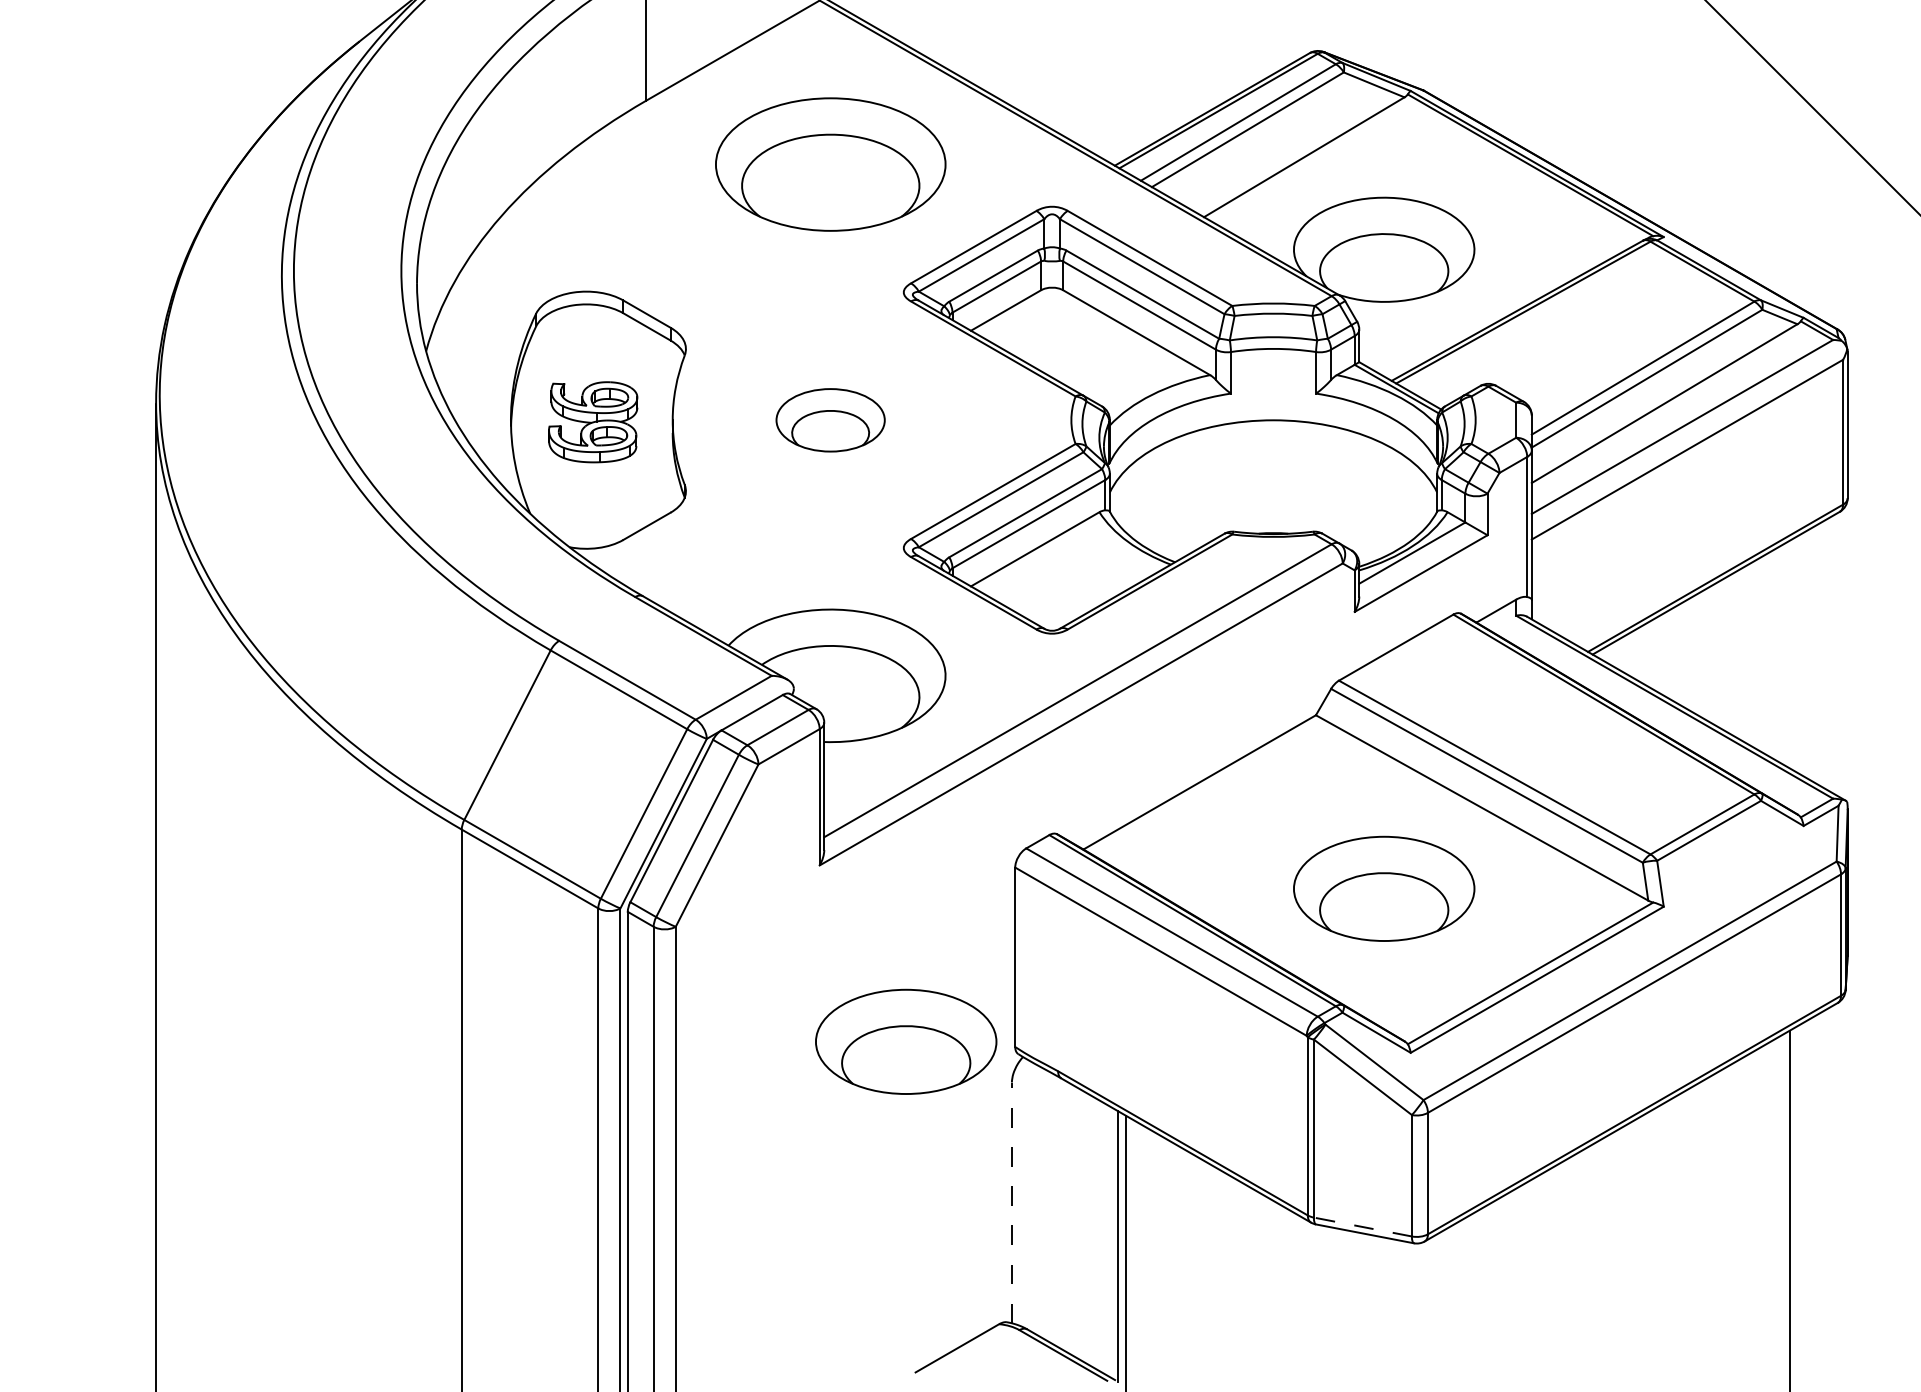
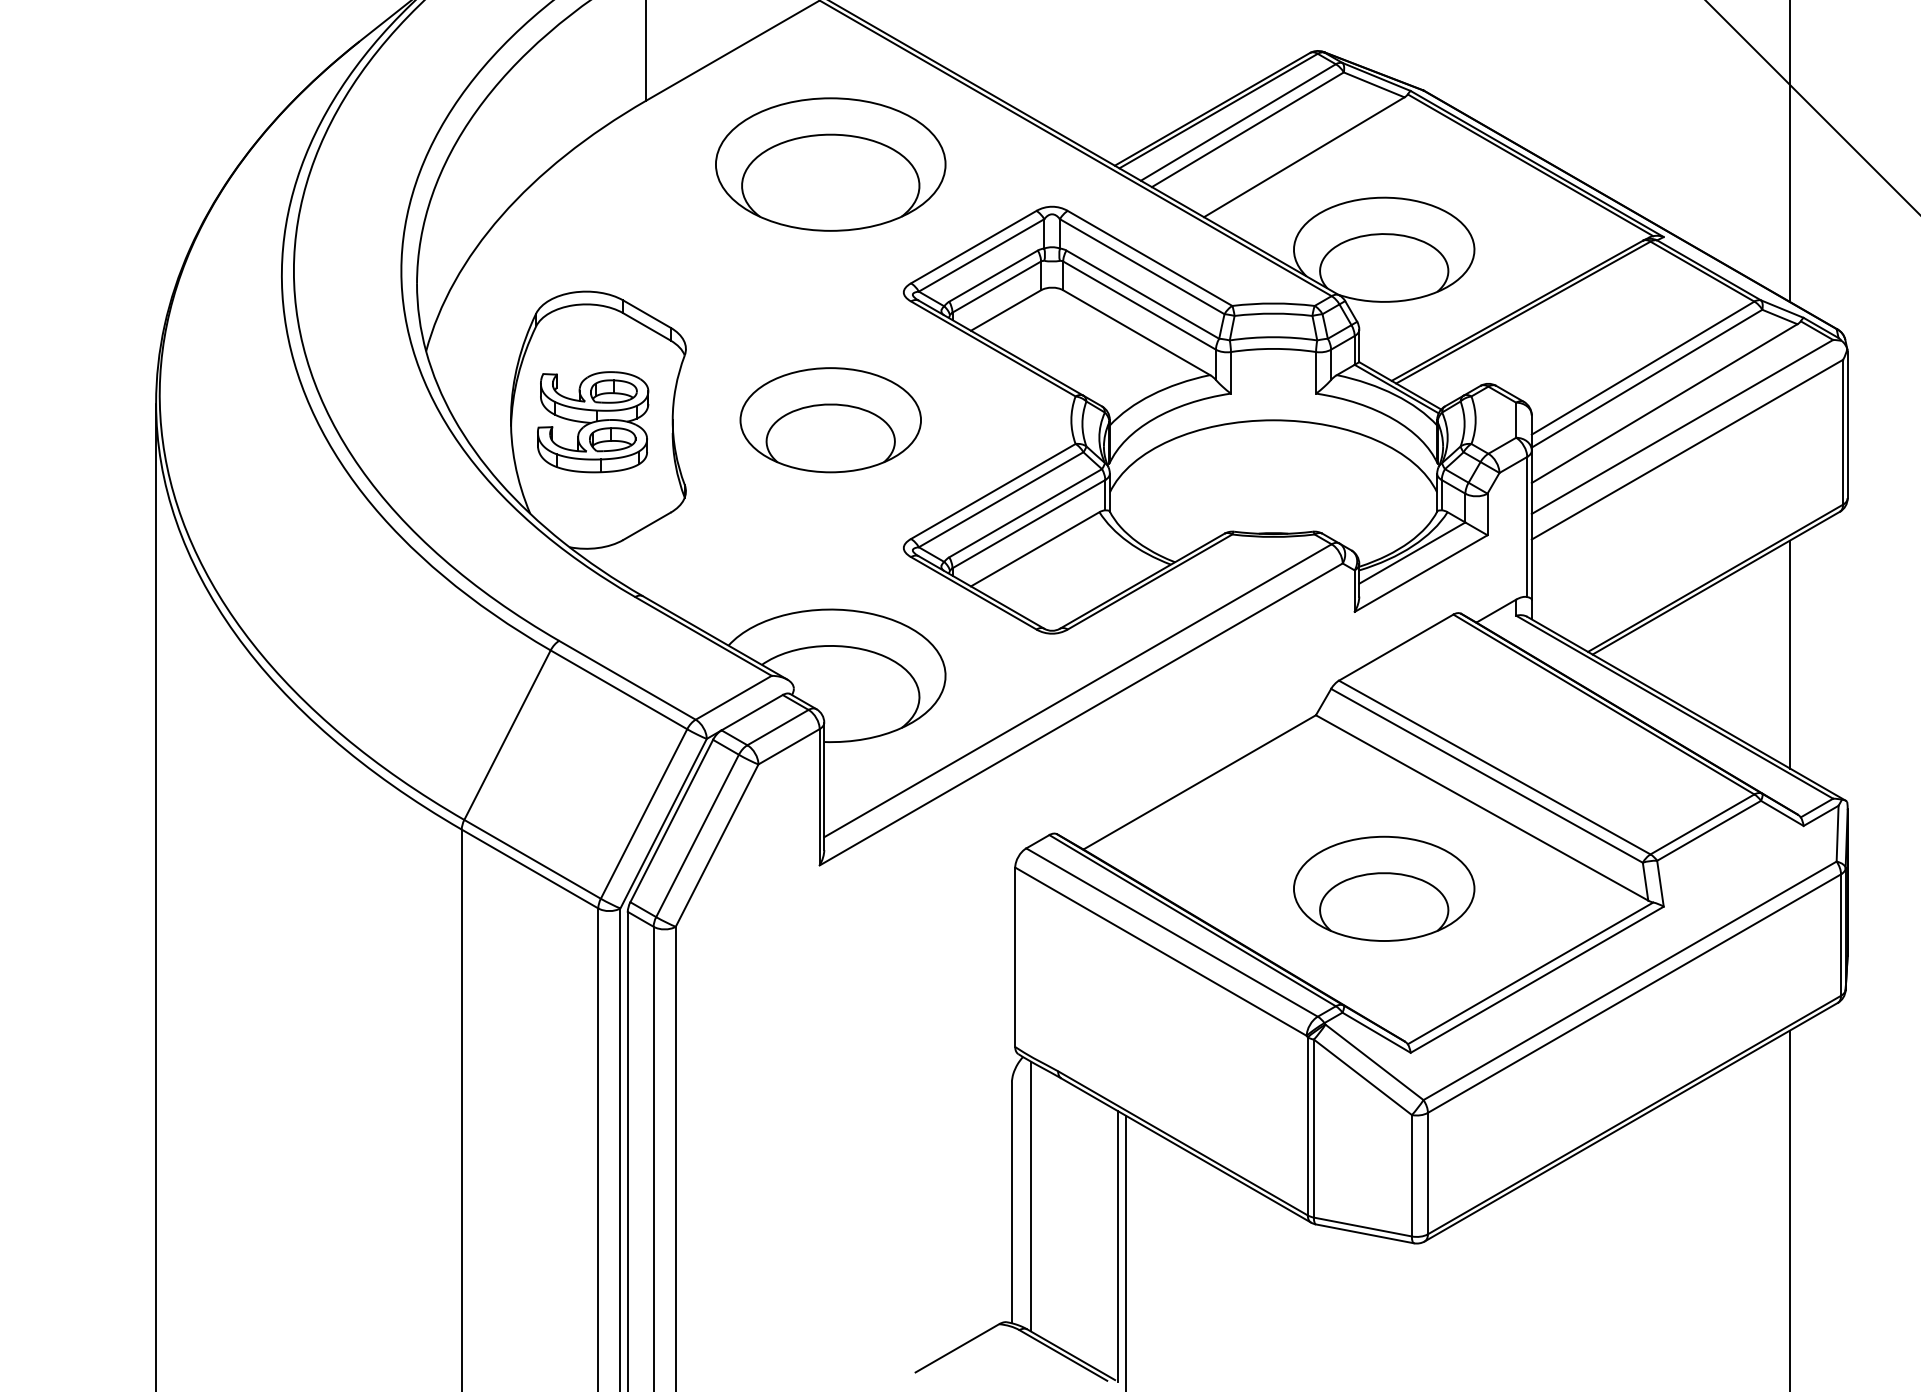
line: none -> present (1790, 152)
part size: 111x65 px -> 183x107 px (830, 420)
part size: 91x83 px -> 113x103 px (593, 422)
line: none -> present (1790, 654)
part: present -> none (906, 1041)
line: none -> present (1030, 1196)
line: dashed -> solid (1011, 1202)
line: dashed -> solid (1362, 1227)
